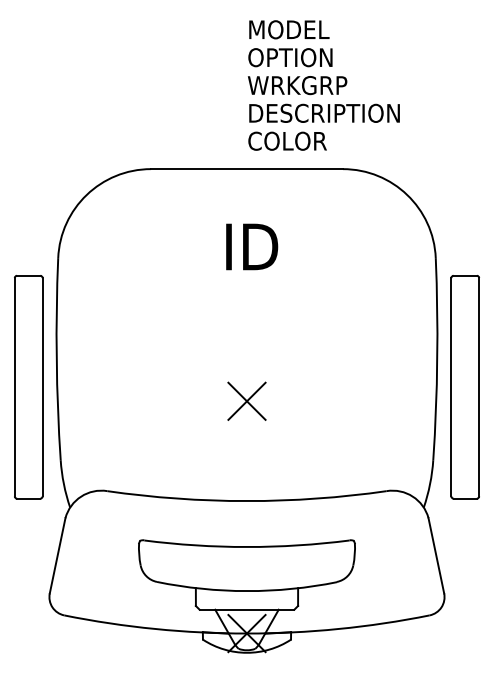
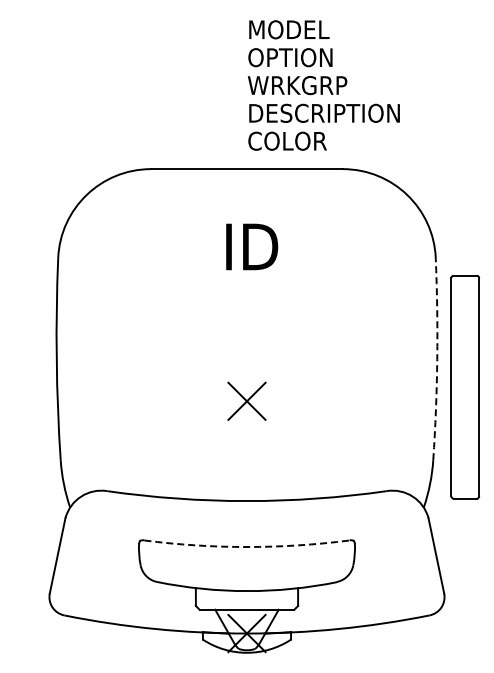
arc: solid -> dashed (437, 359)
part: present -> none (28, 387)
arc: solid -> dashed (246, 547)
